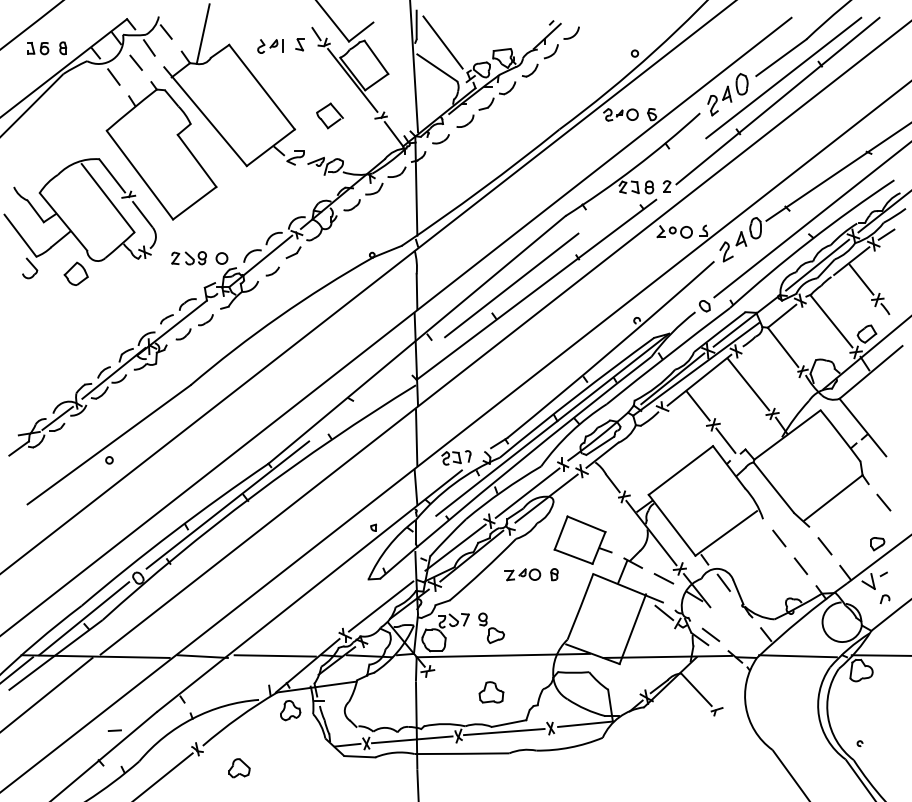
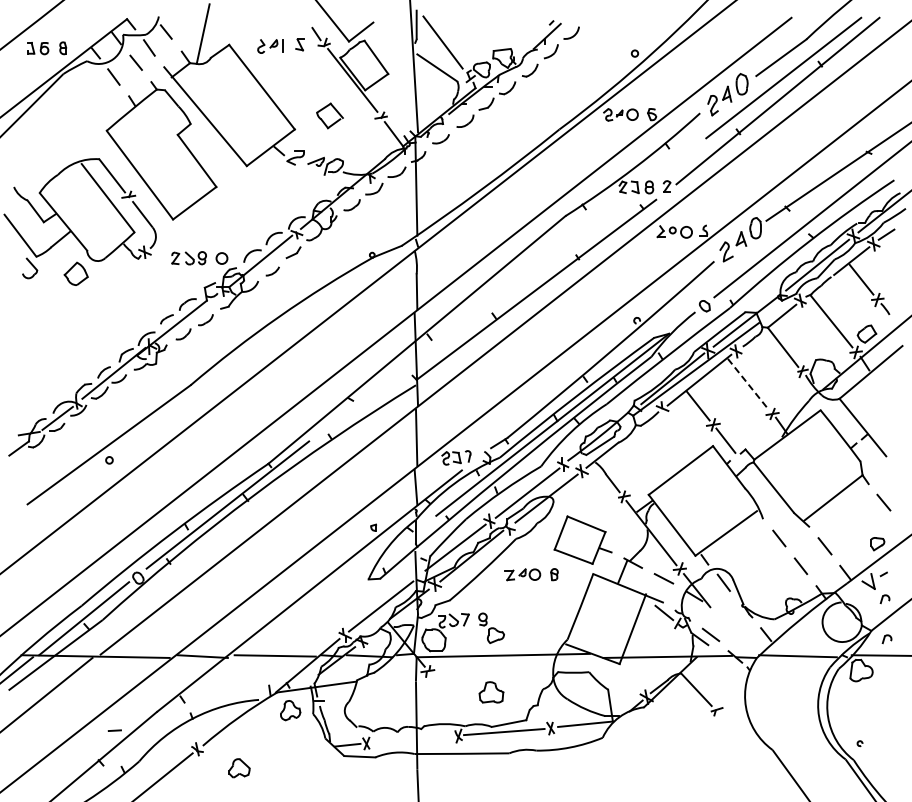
line: present -> none (511, 285)
line: solid -> dashed (748, 384)
part: none -> present (886, 639)
line: present -> none (412, 739)
